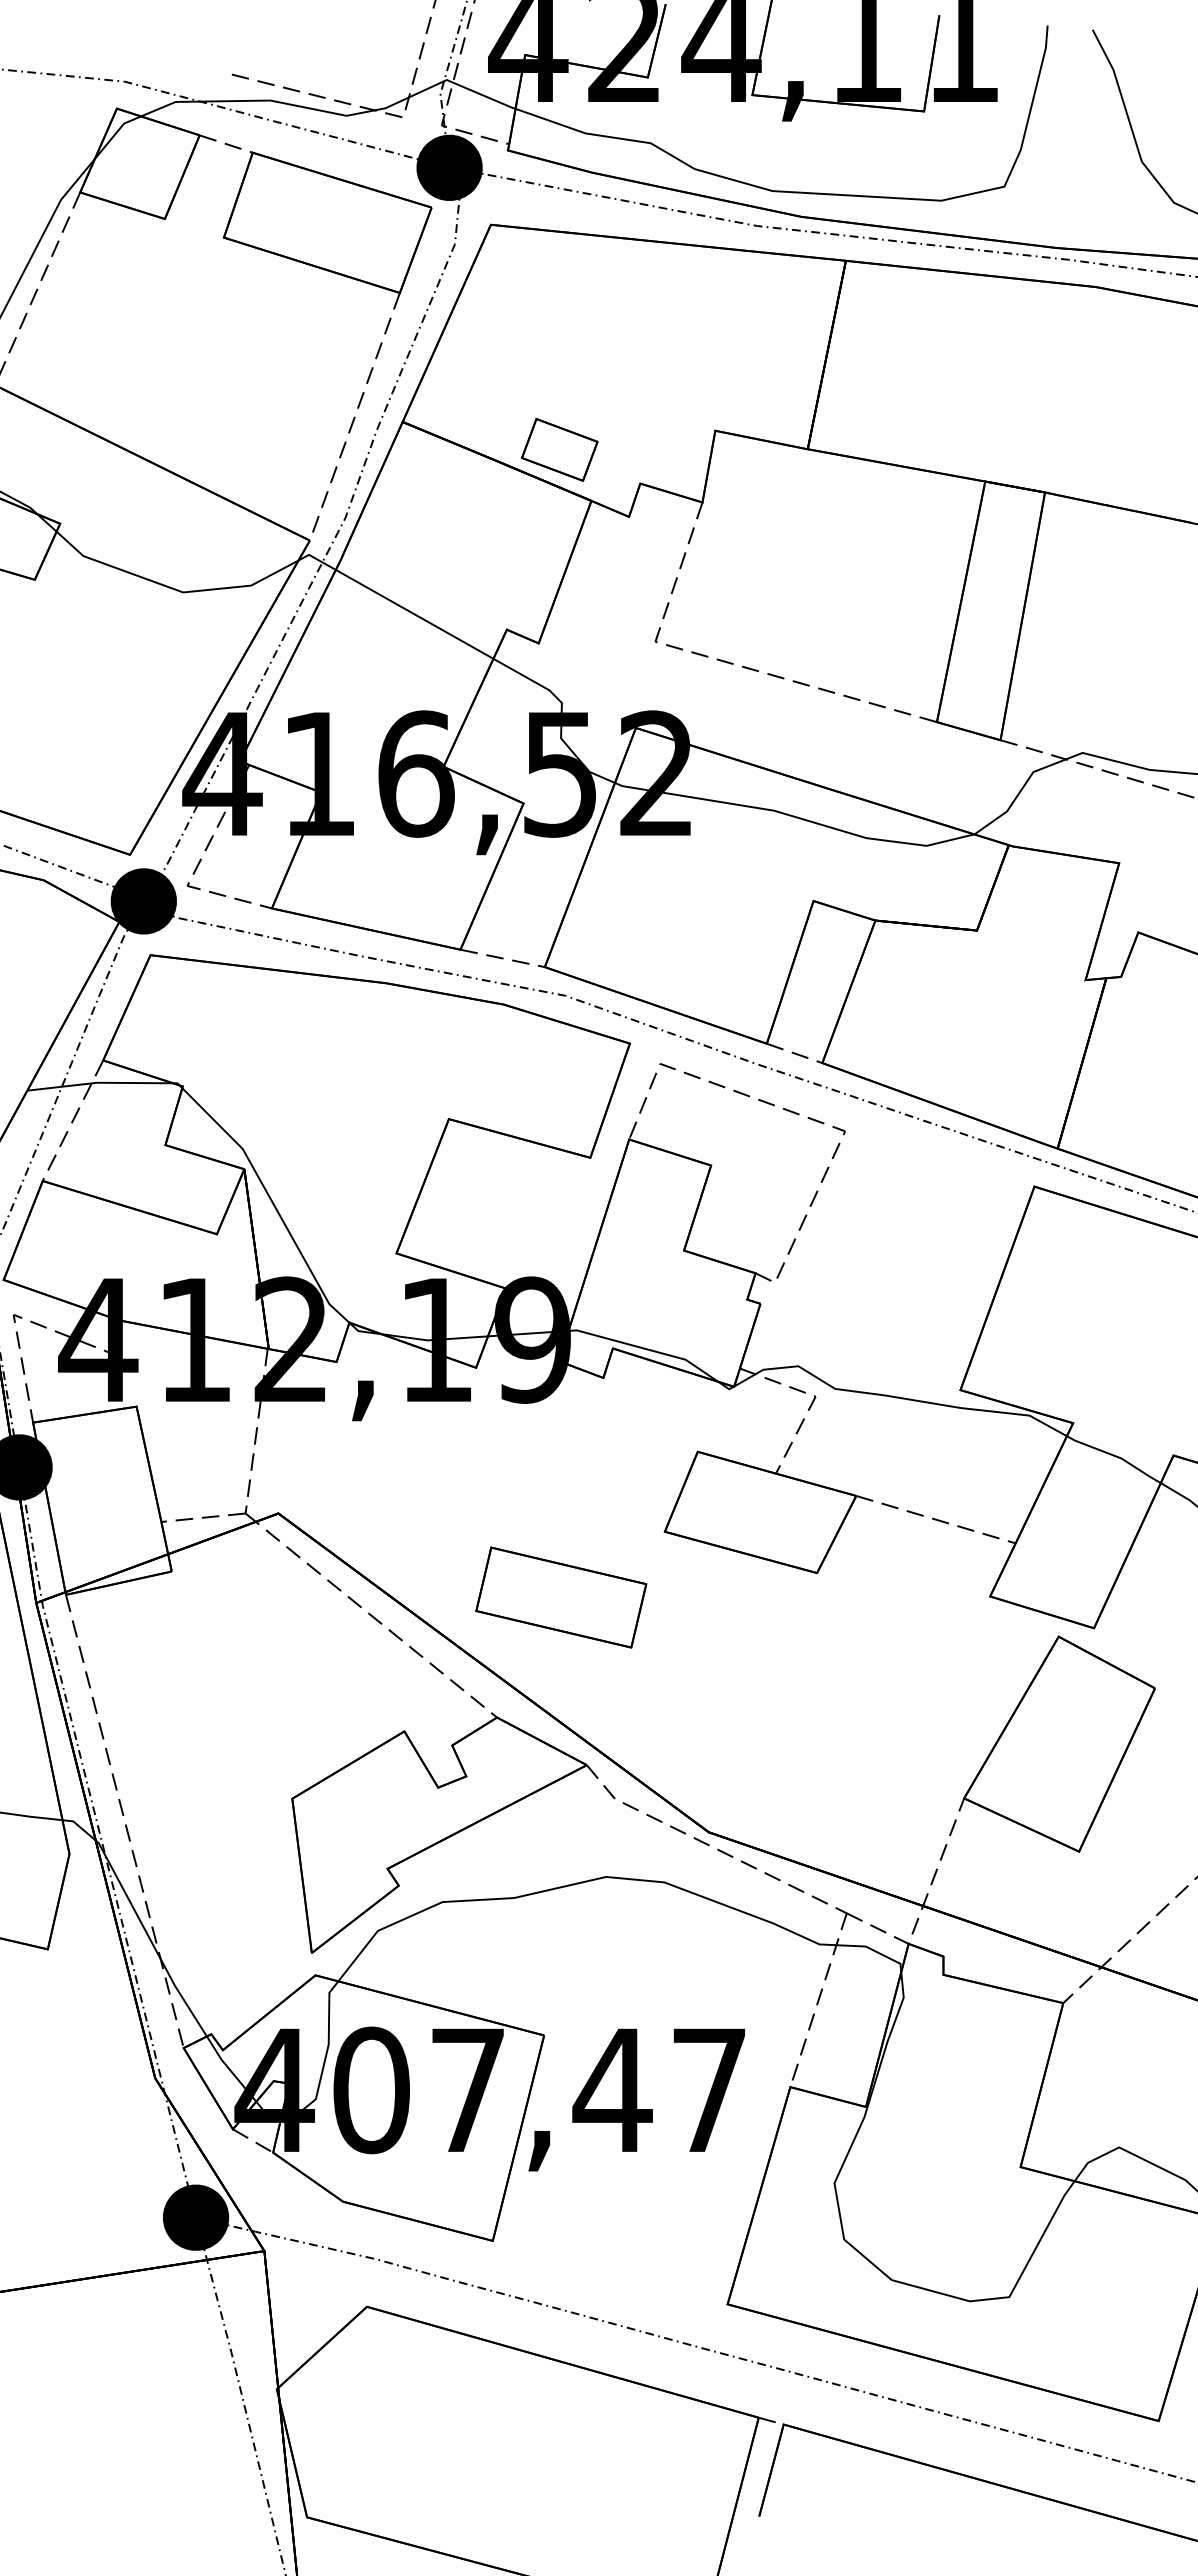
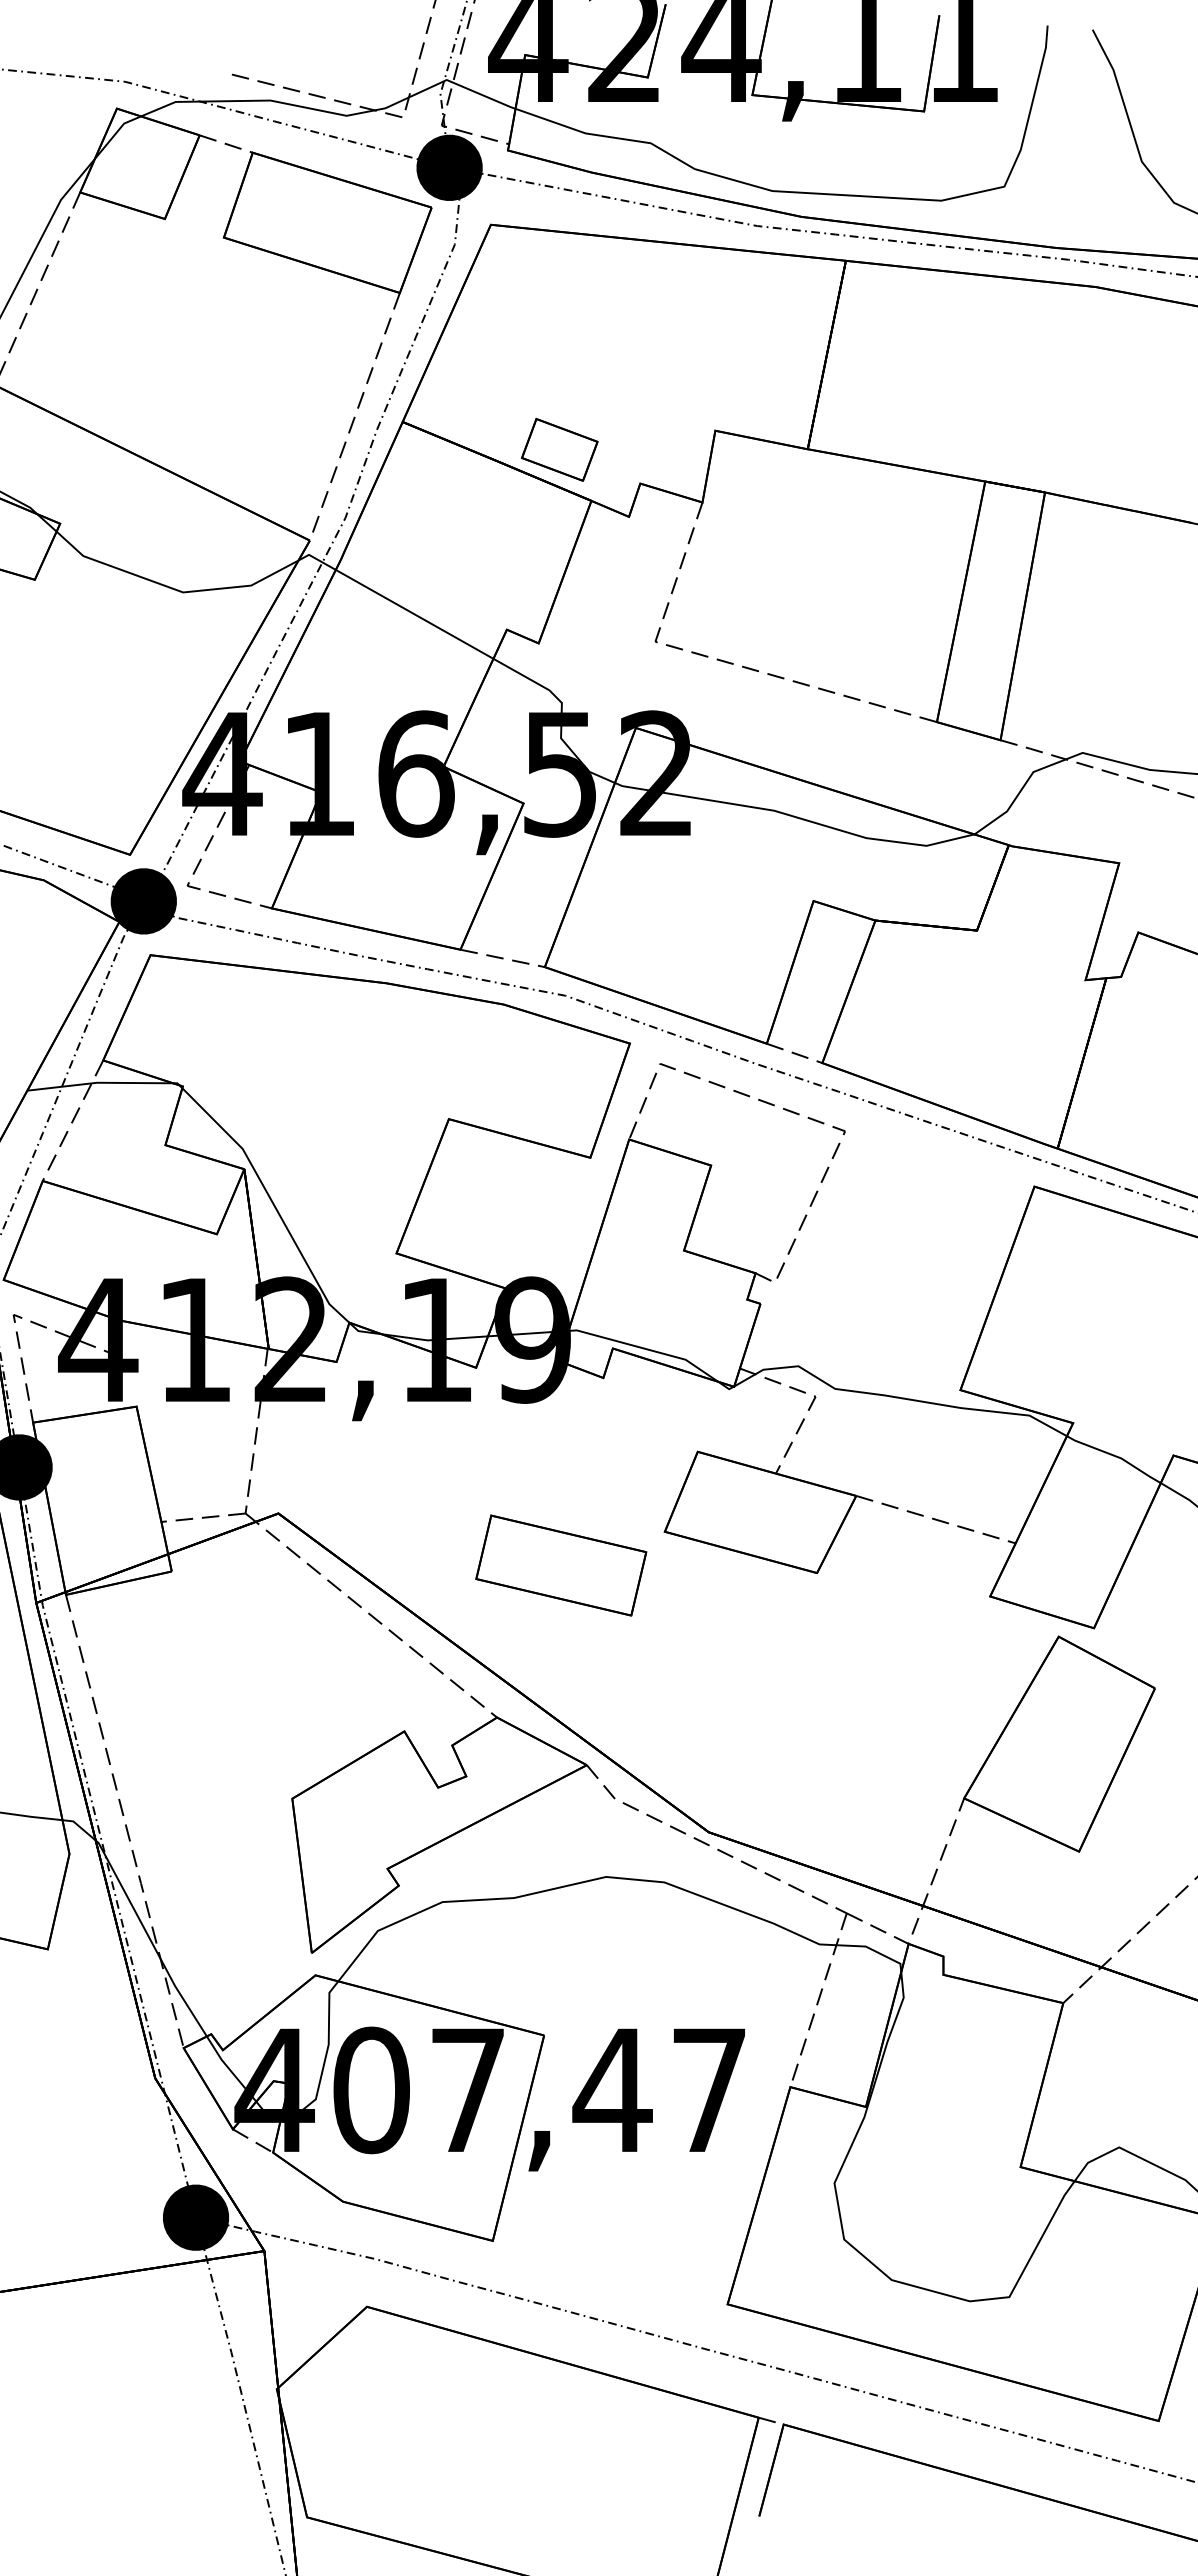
part position: (561, 1597) -> (561, 1565) (561, 1565)
